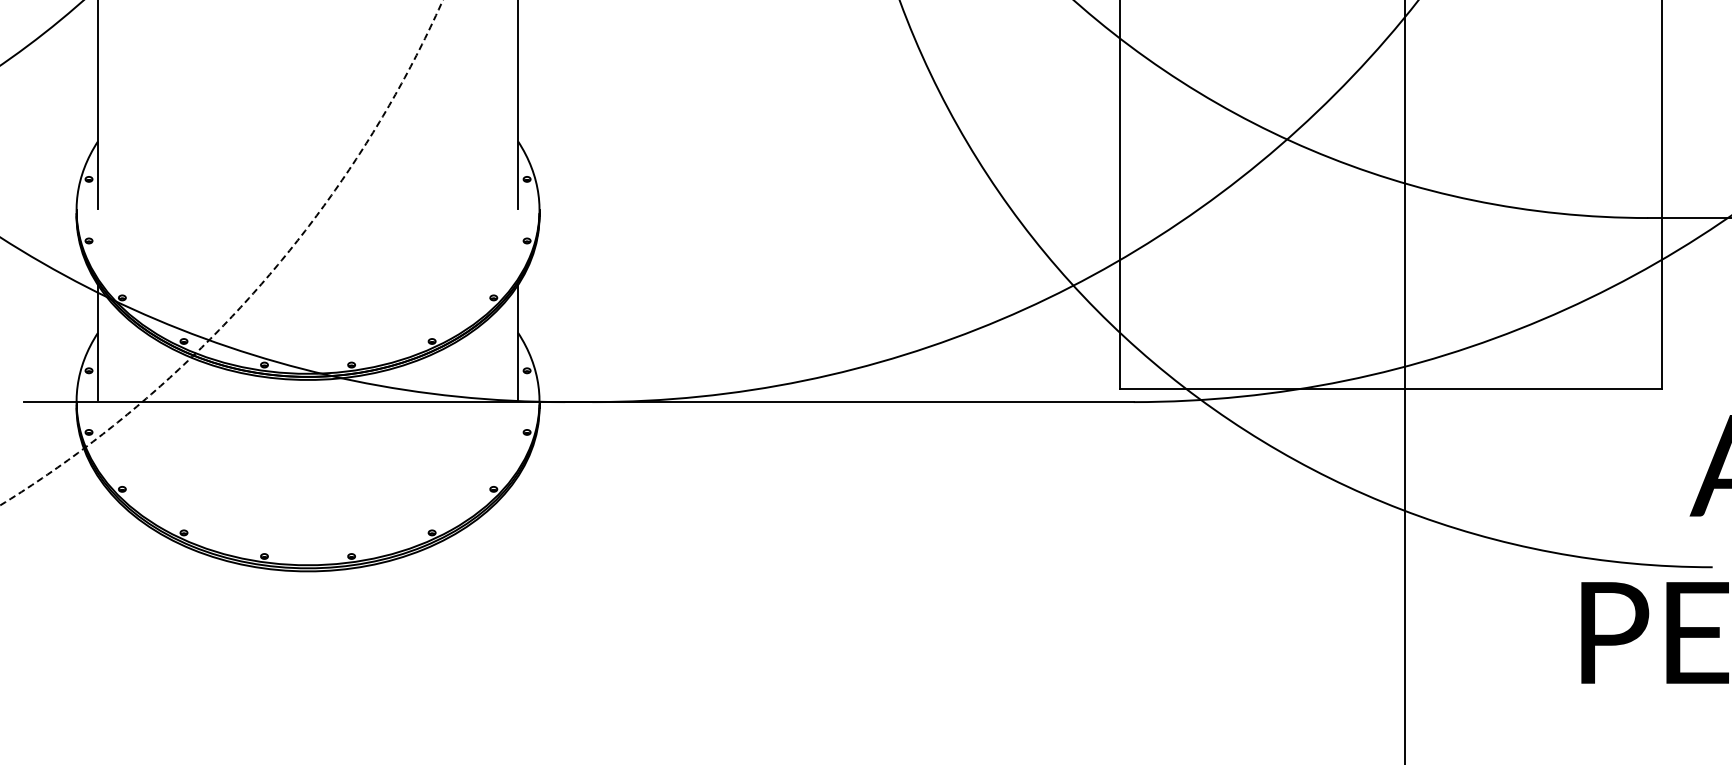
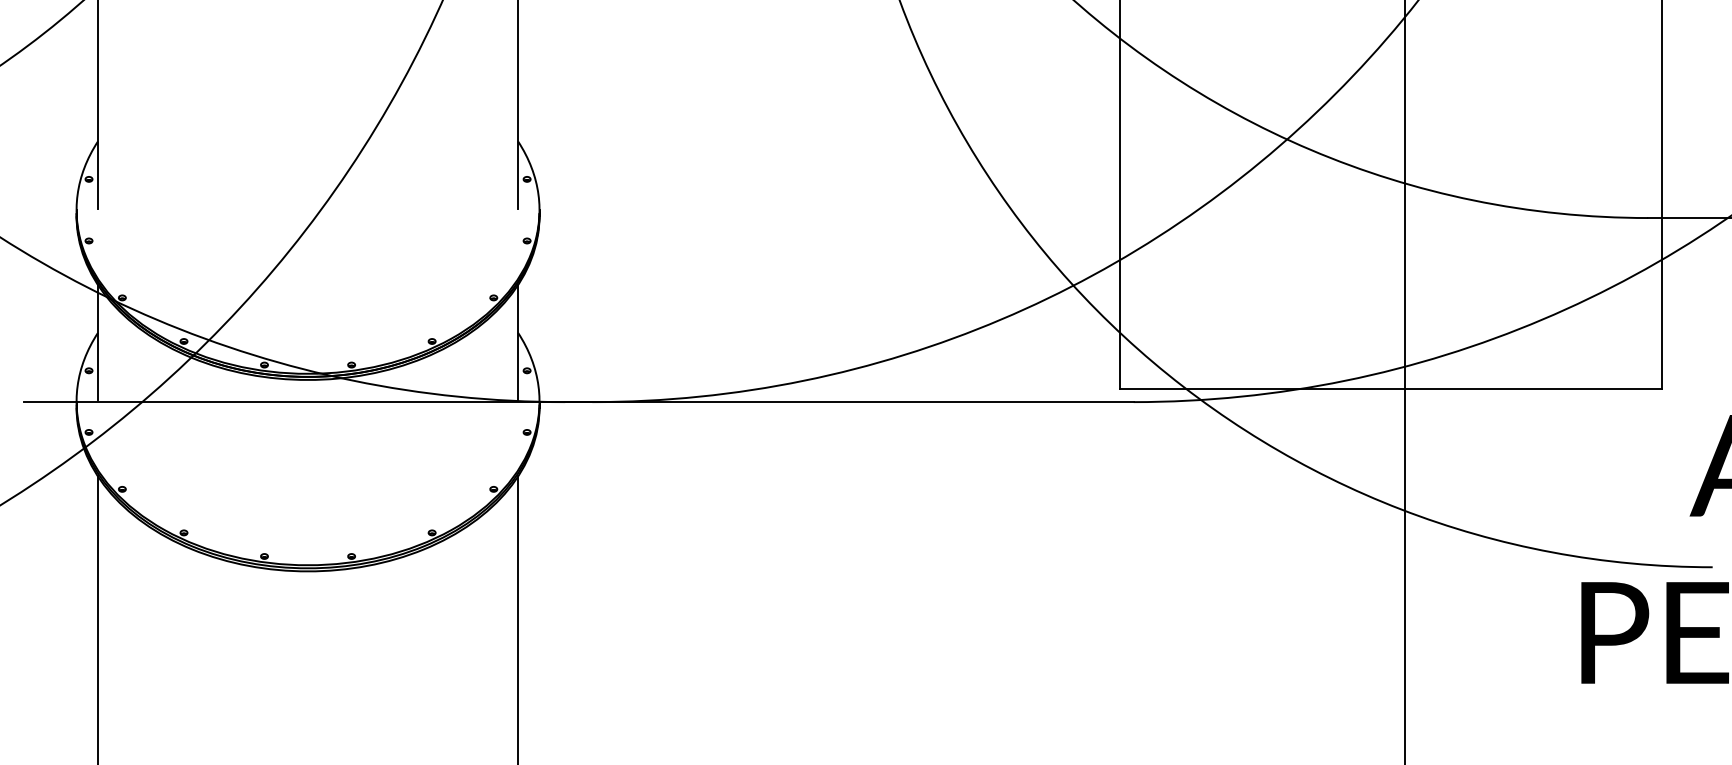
arc: dashed -> solid (261, 283)
line: none -> present (97, 618)
line: none -> present (518, 618)
